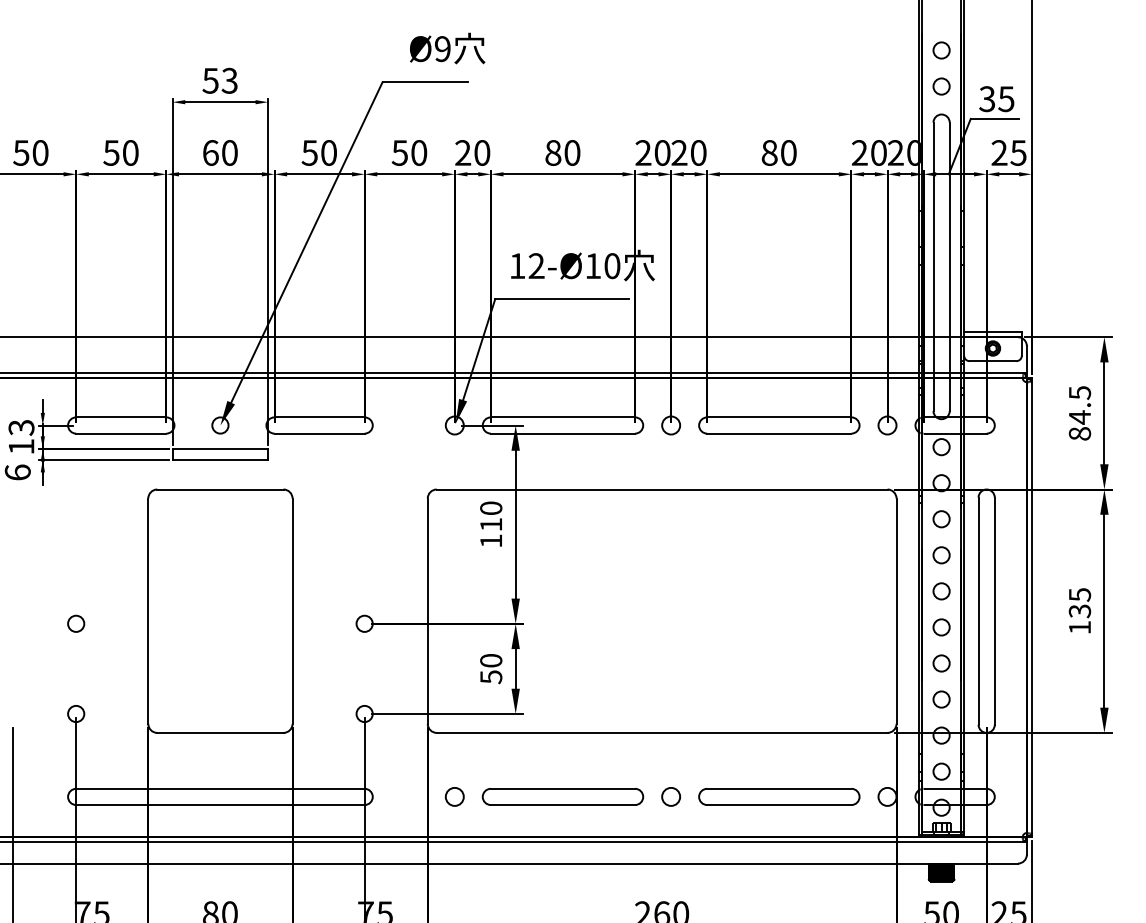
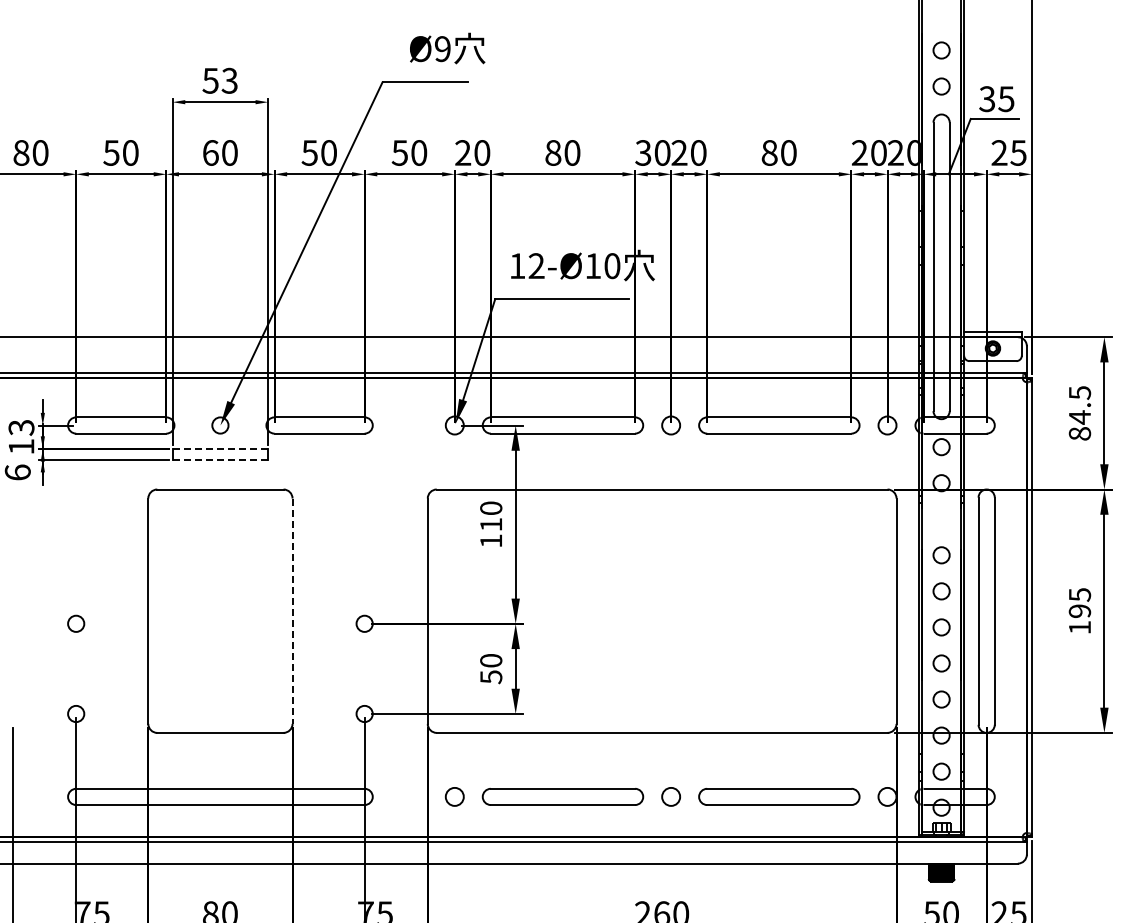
text: 50 -> 80 (21, 152)
text: 20 -> 30 (643, 152)
line: solid -> dashed (220, 448)
line: solid -> dashed (220, 459)
circle: present -> none (941, 519)
line: solid -> dashed (292, 611)
text: 135 -> 195 (1080, 611)
